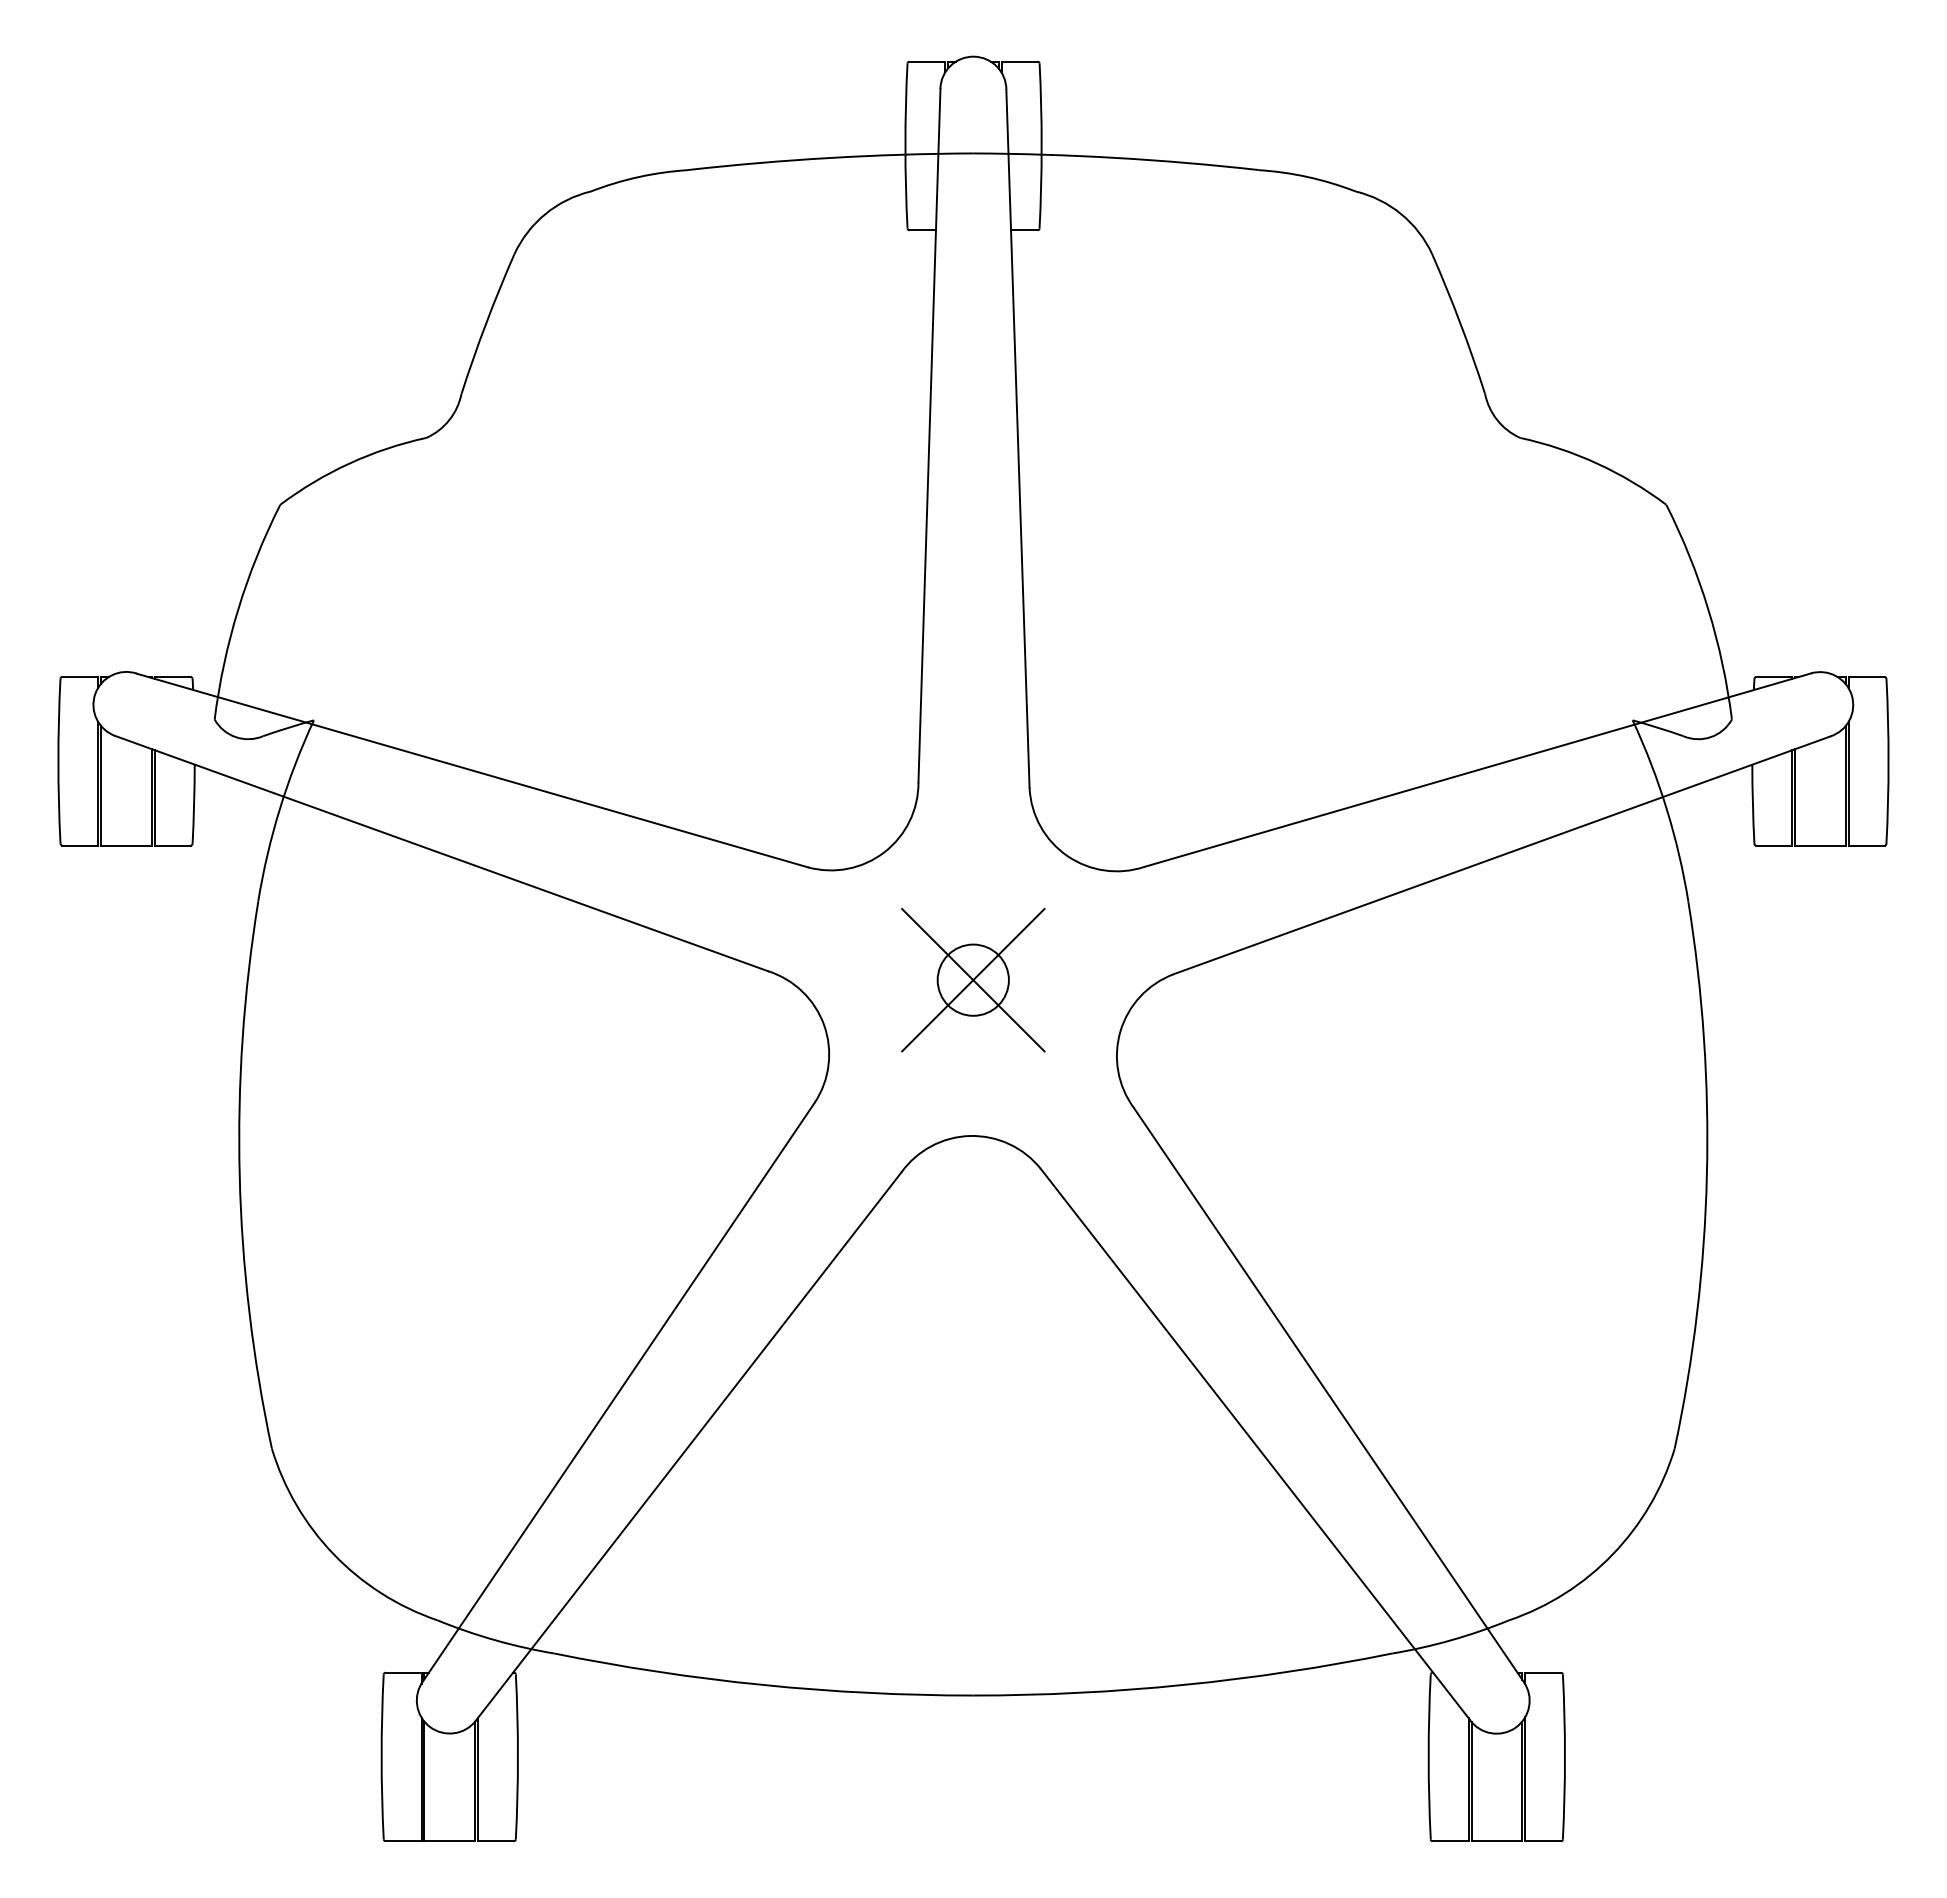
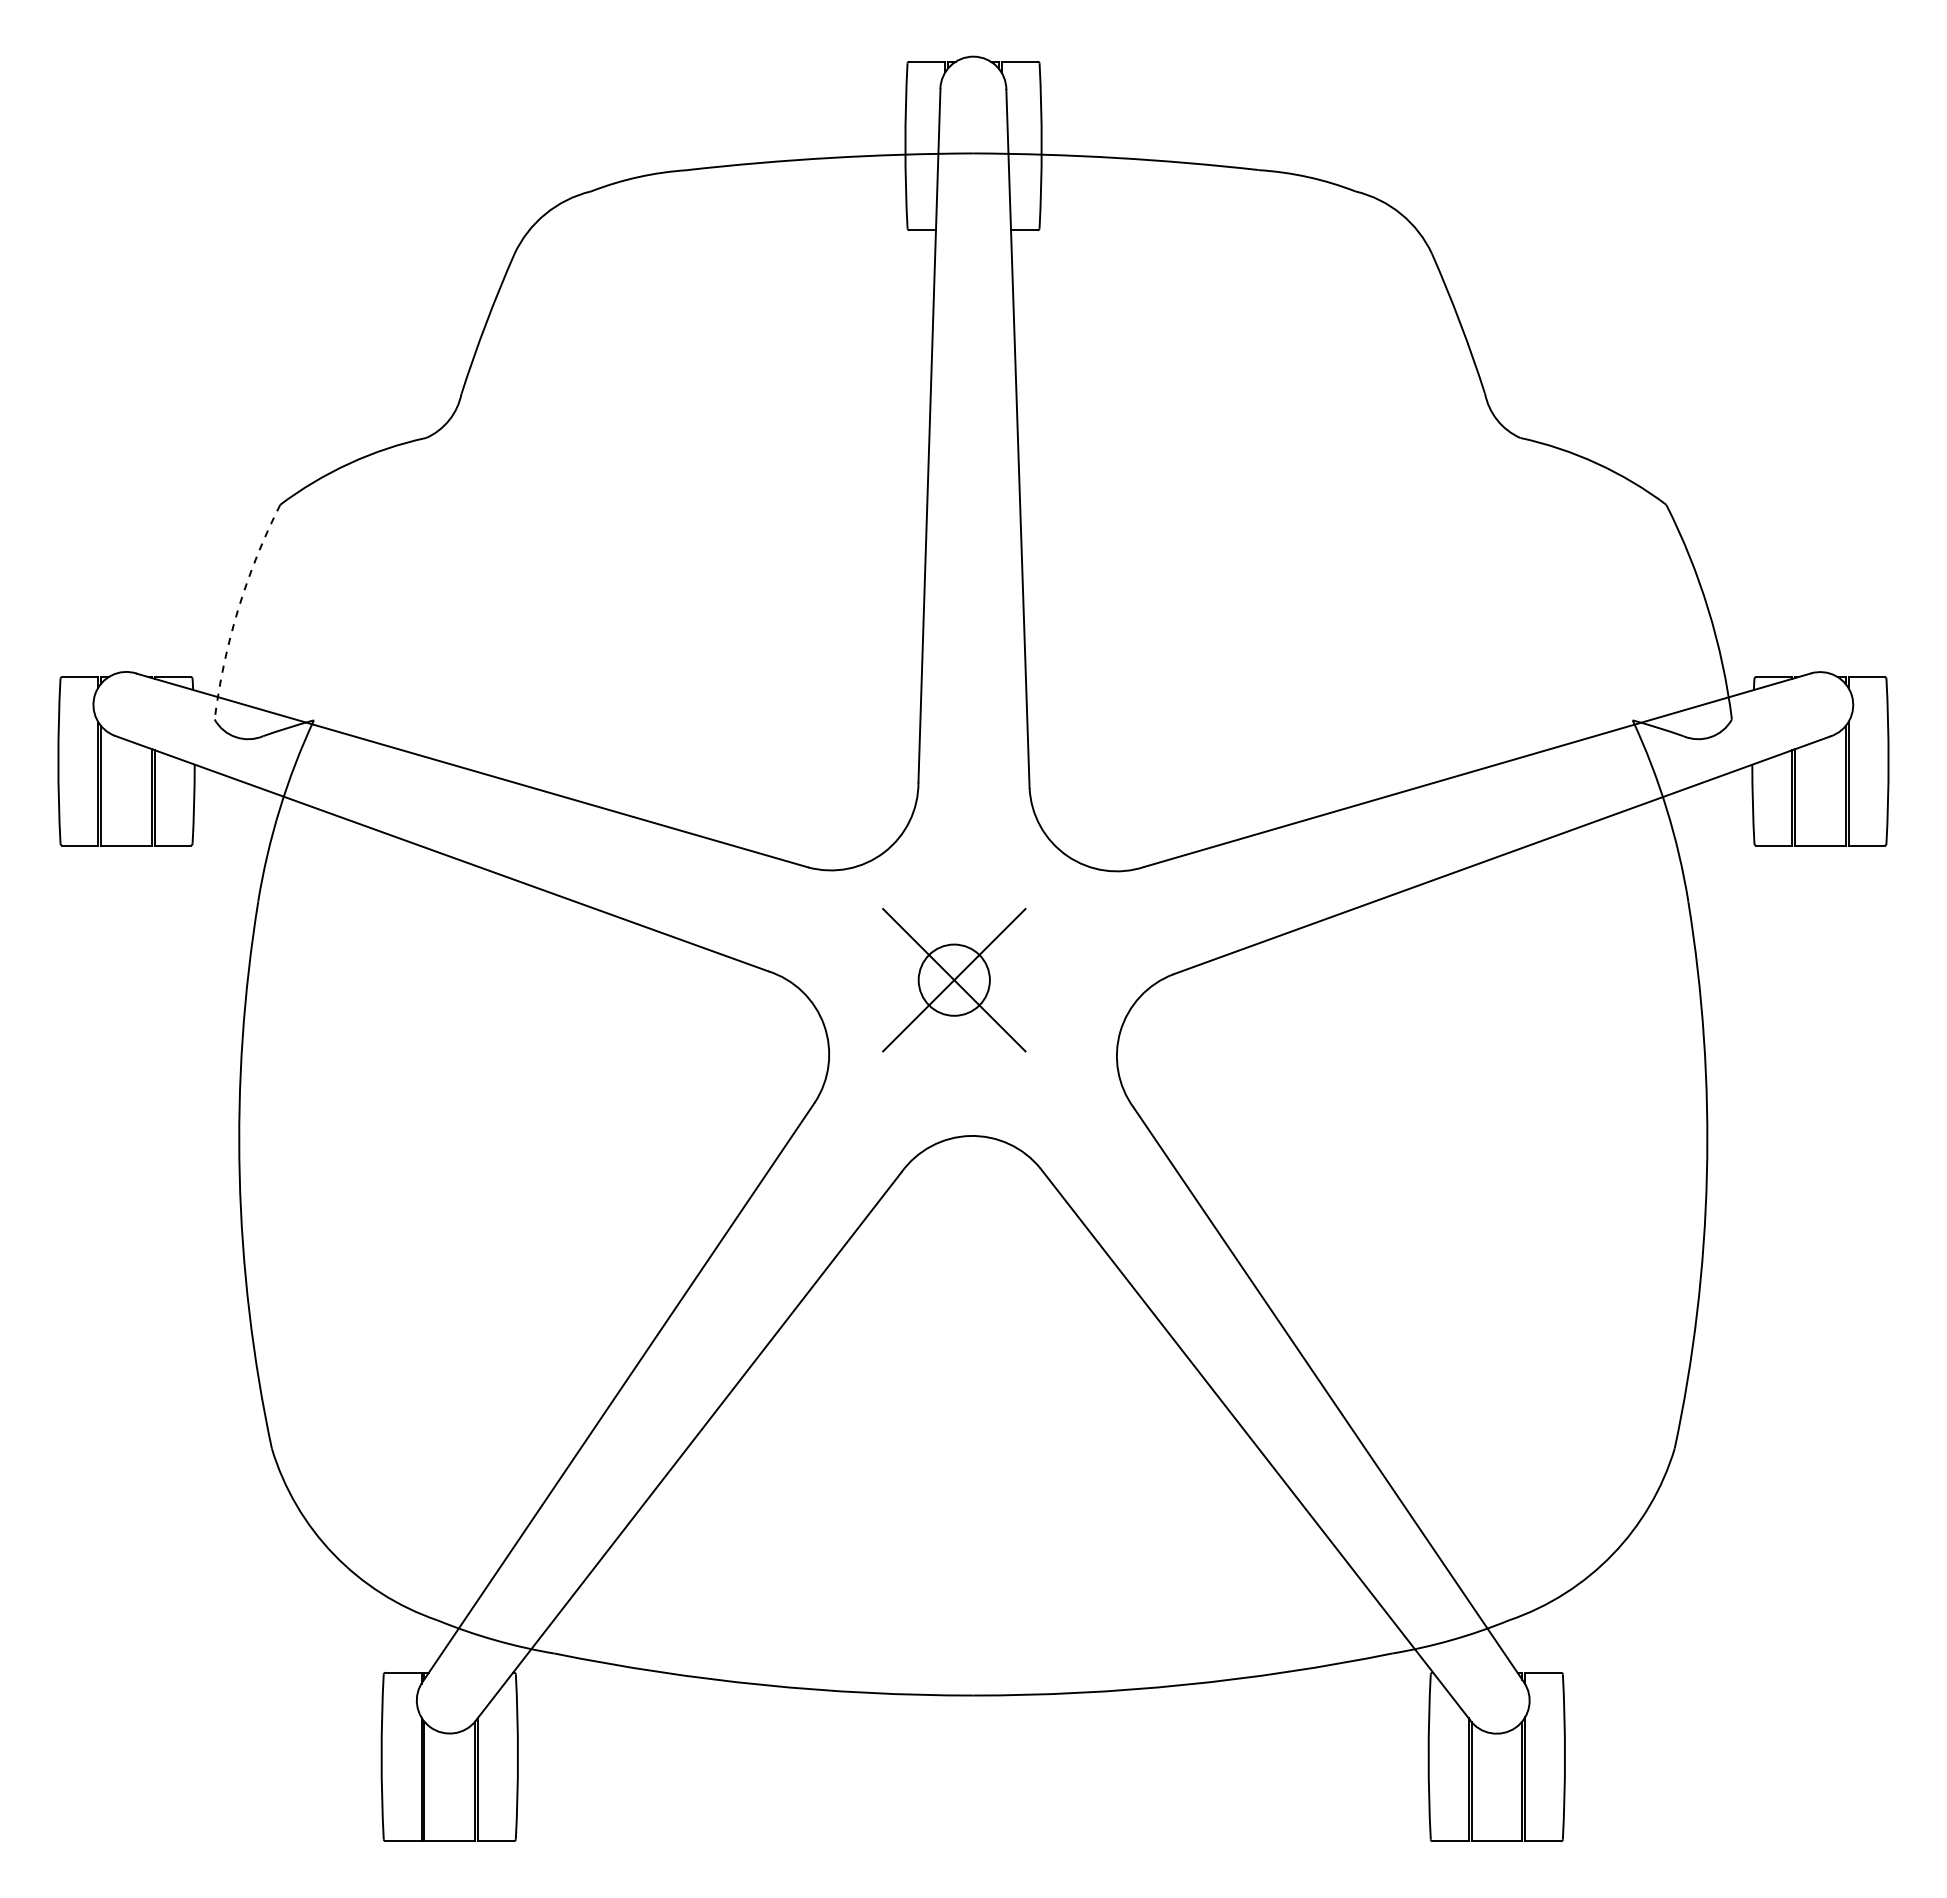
arc: solid -> dashed (238, 609)
part position: (973, 979) -> (954, 979) (954, 979)
